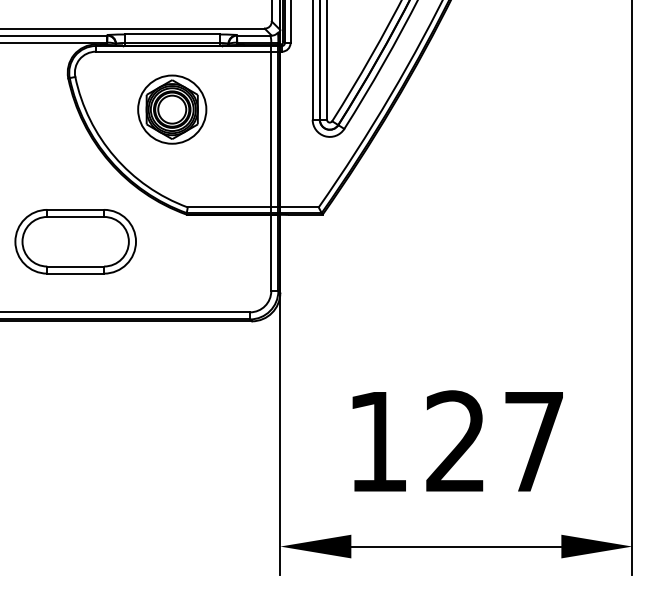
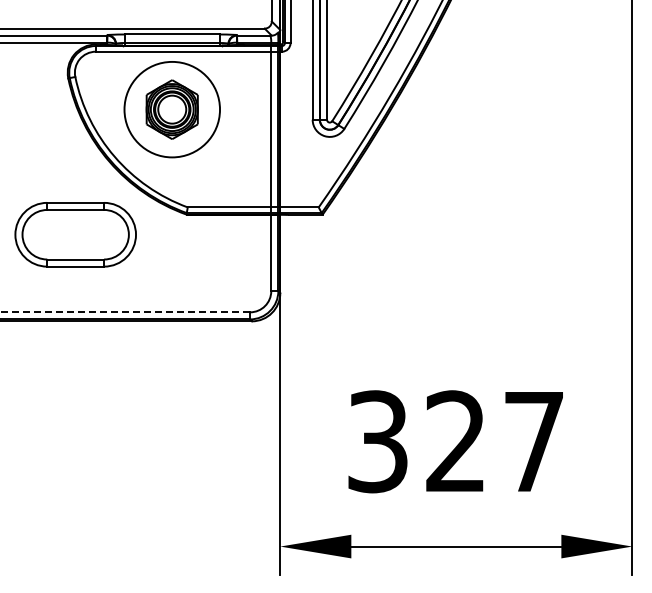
circle diameter: 68 px -> 96 px (172, 109)
part position: (75, 241) -> (75, 234) (75, 234)
line: solid -> dashed (125, 312)
text: 127 -> 327 (377, 441)
